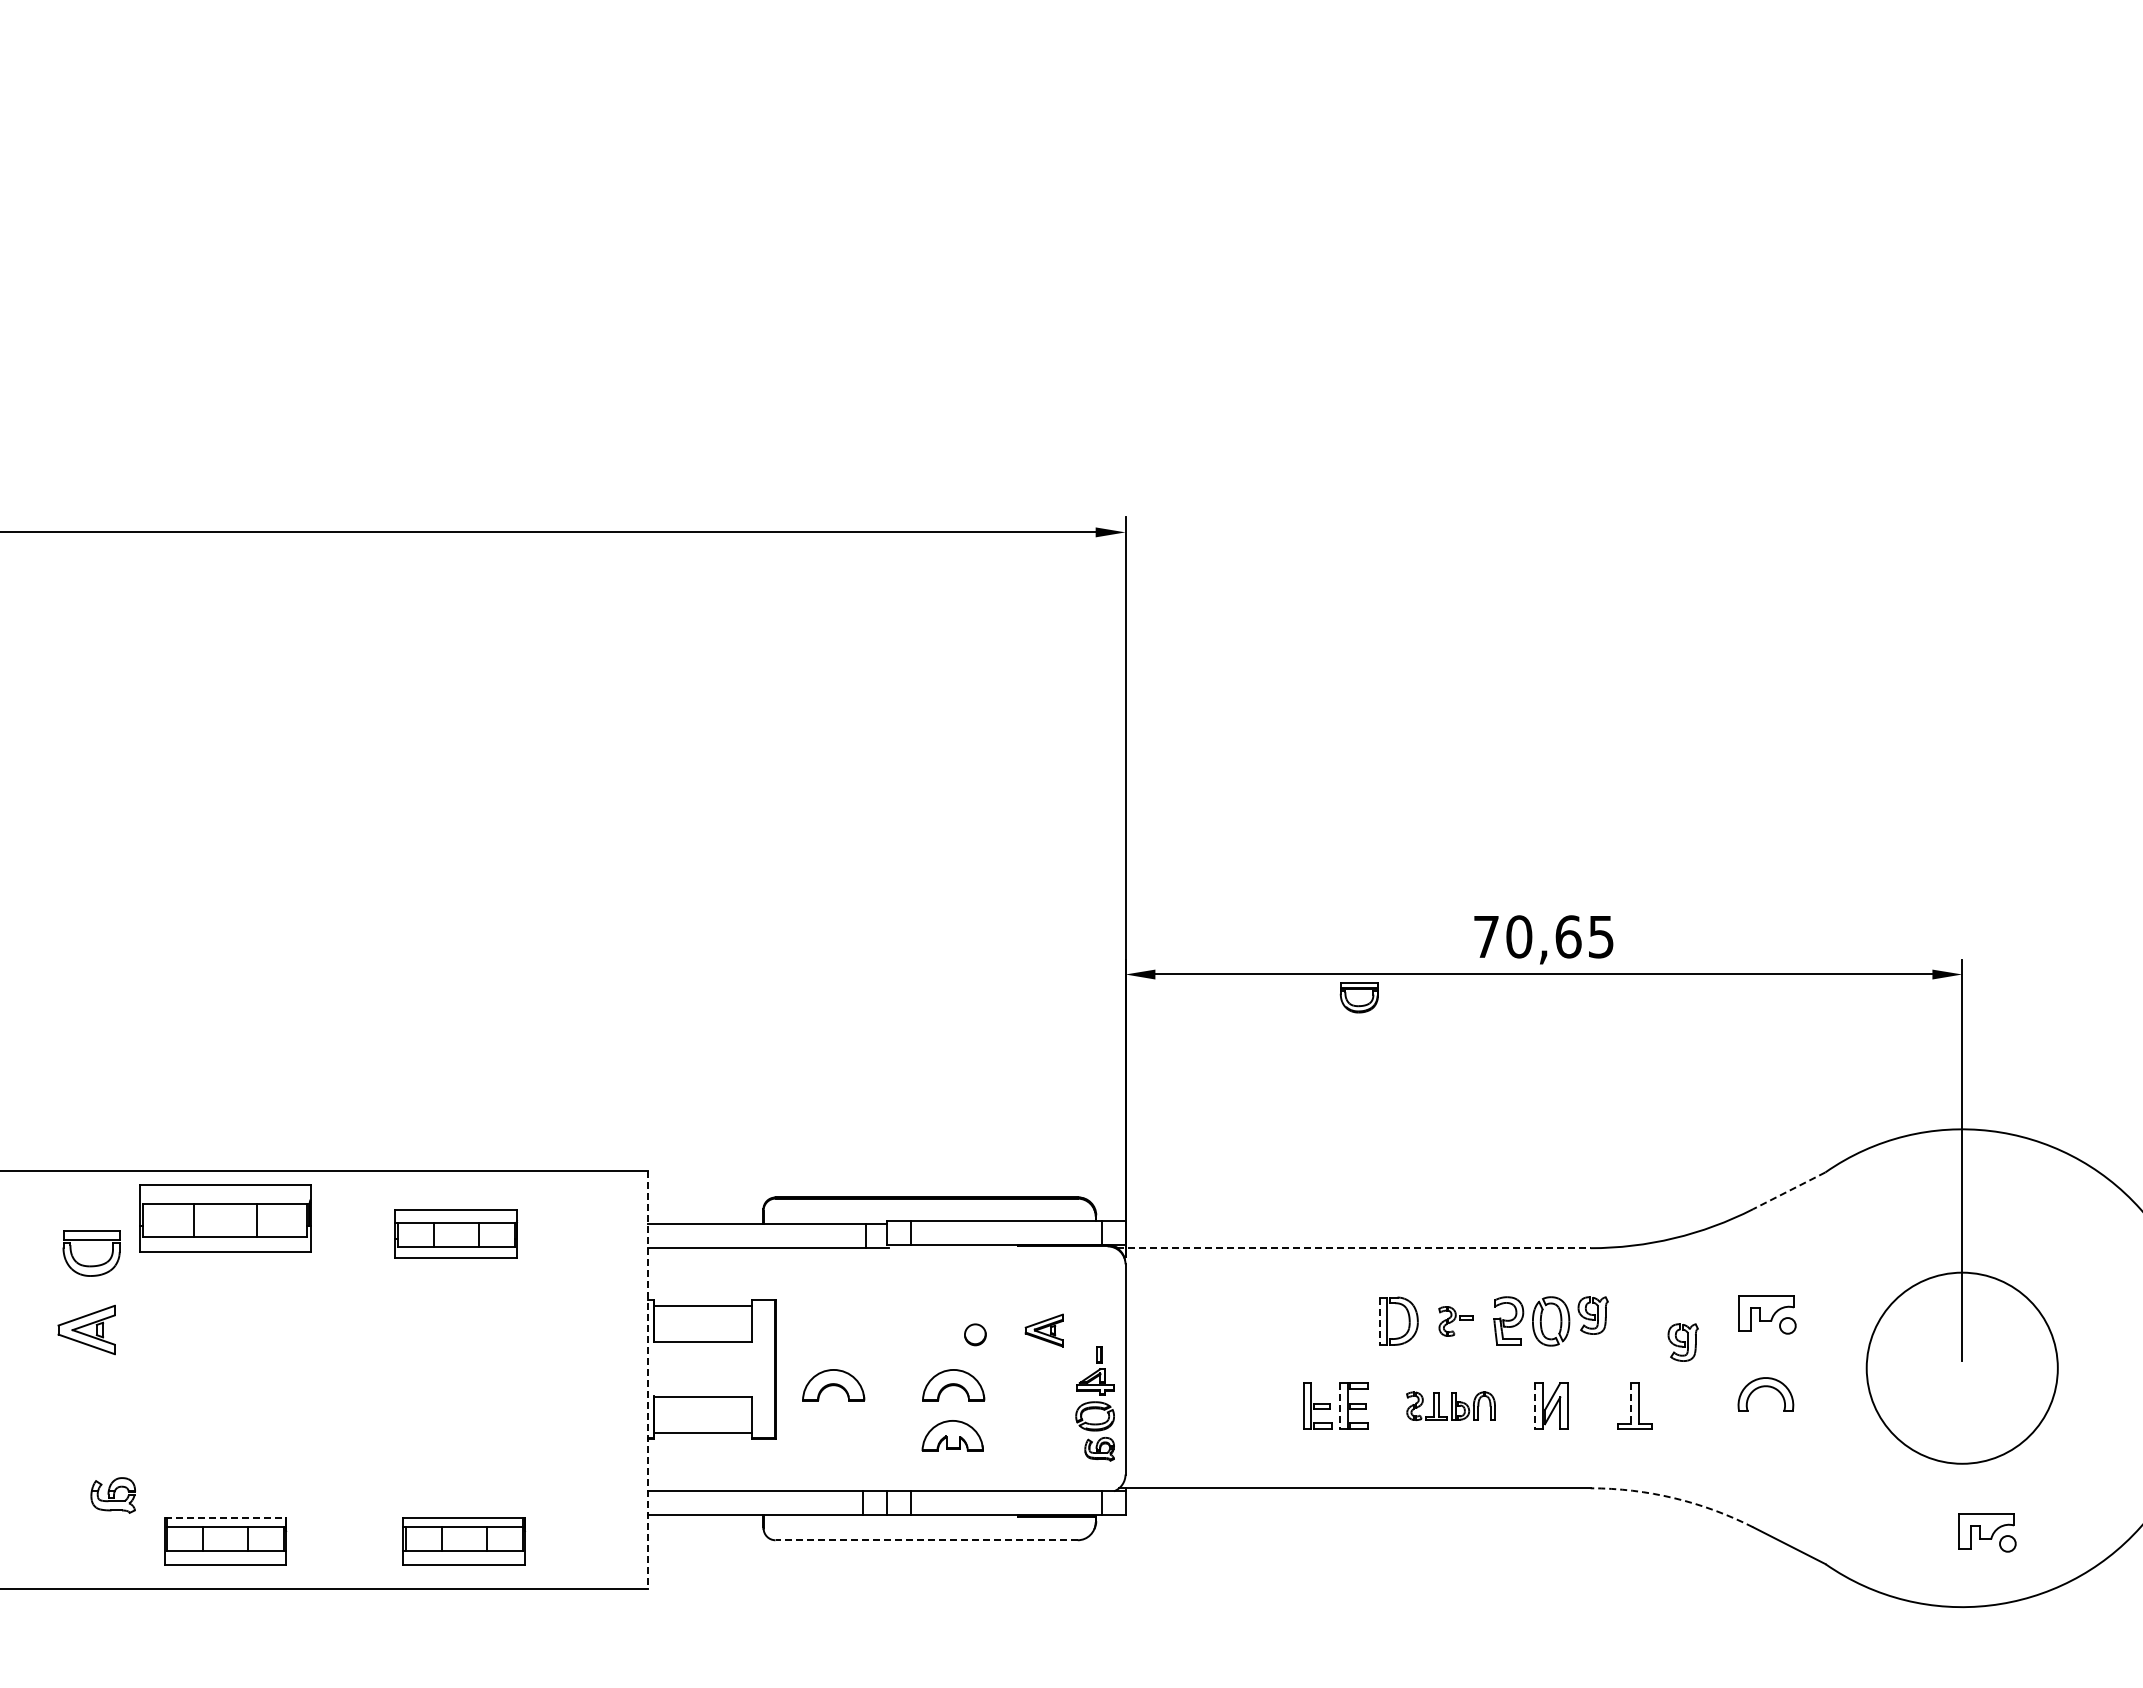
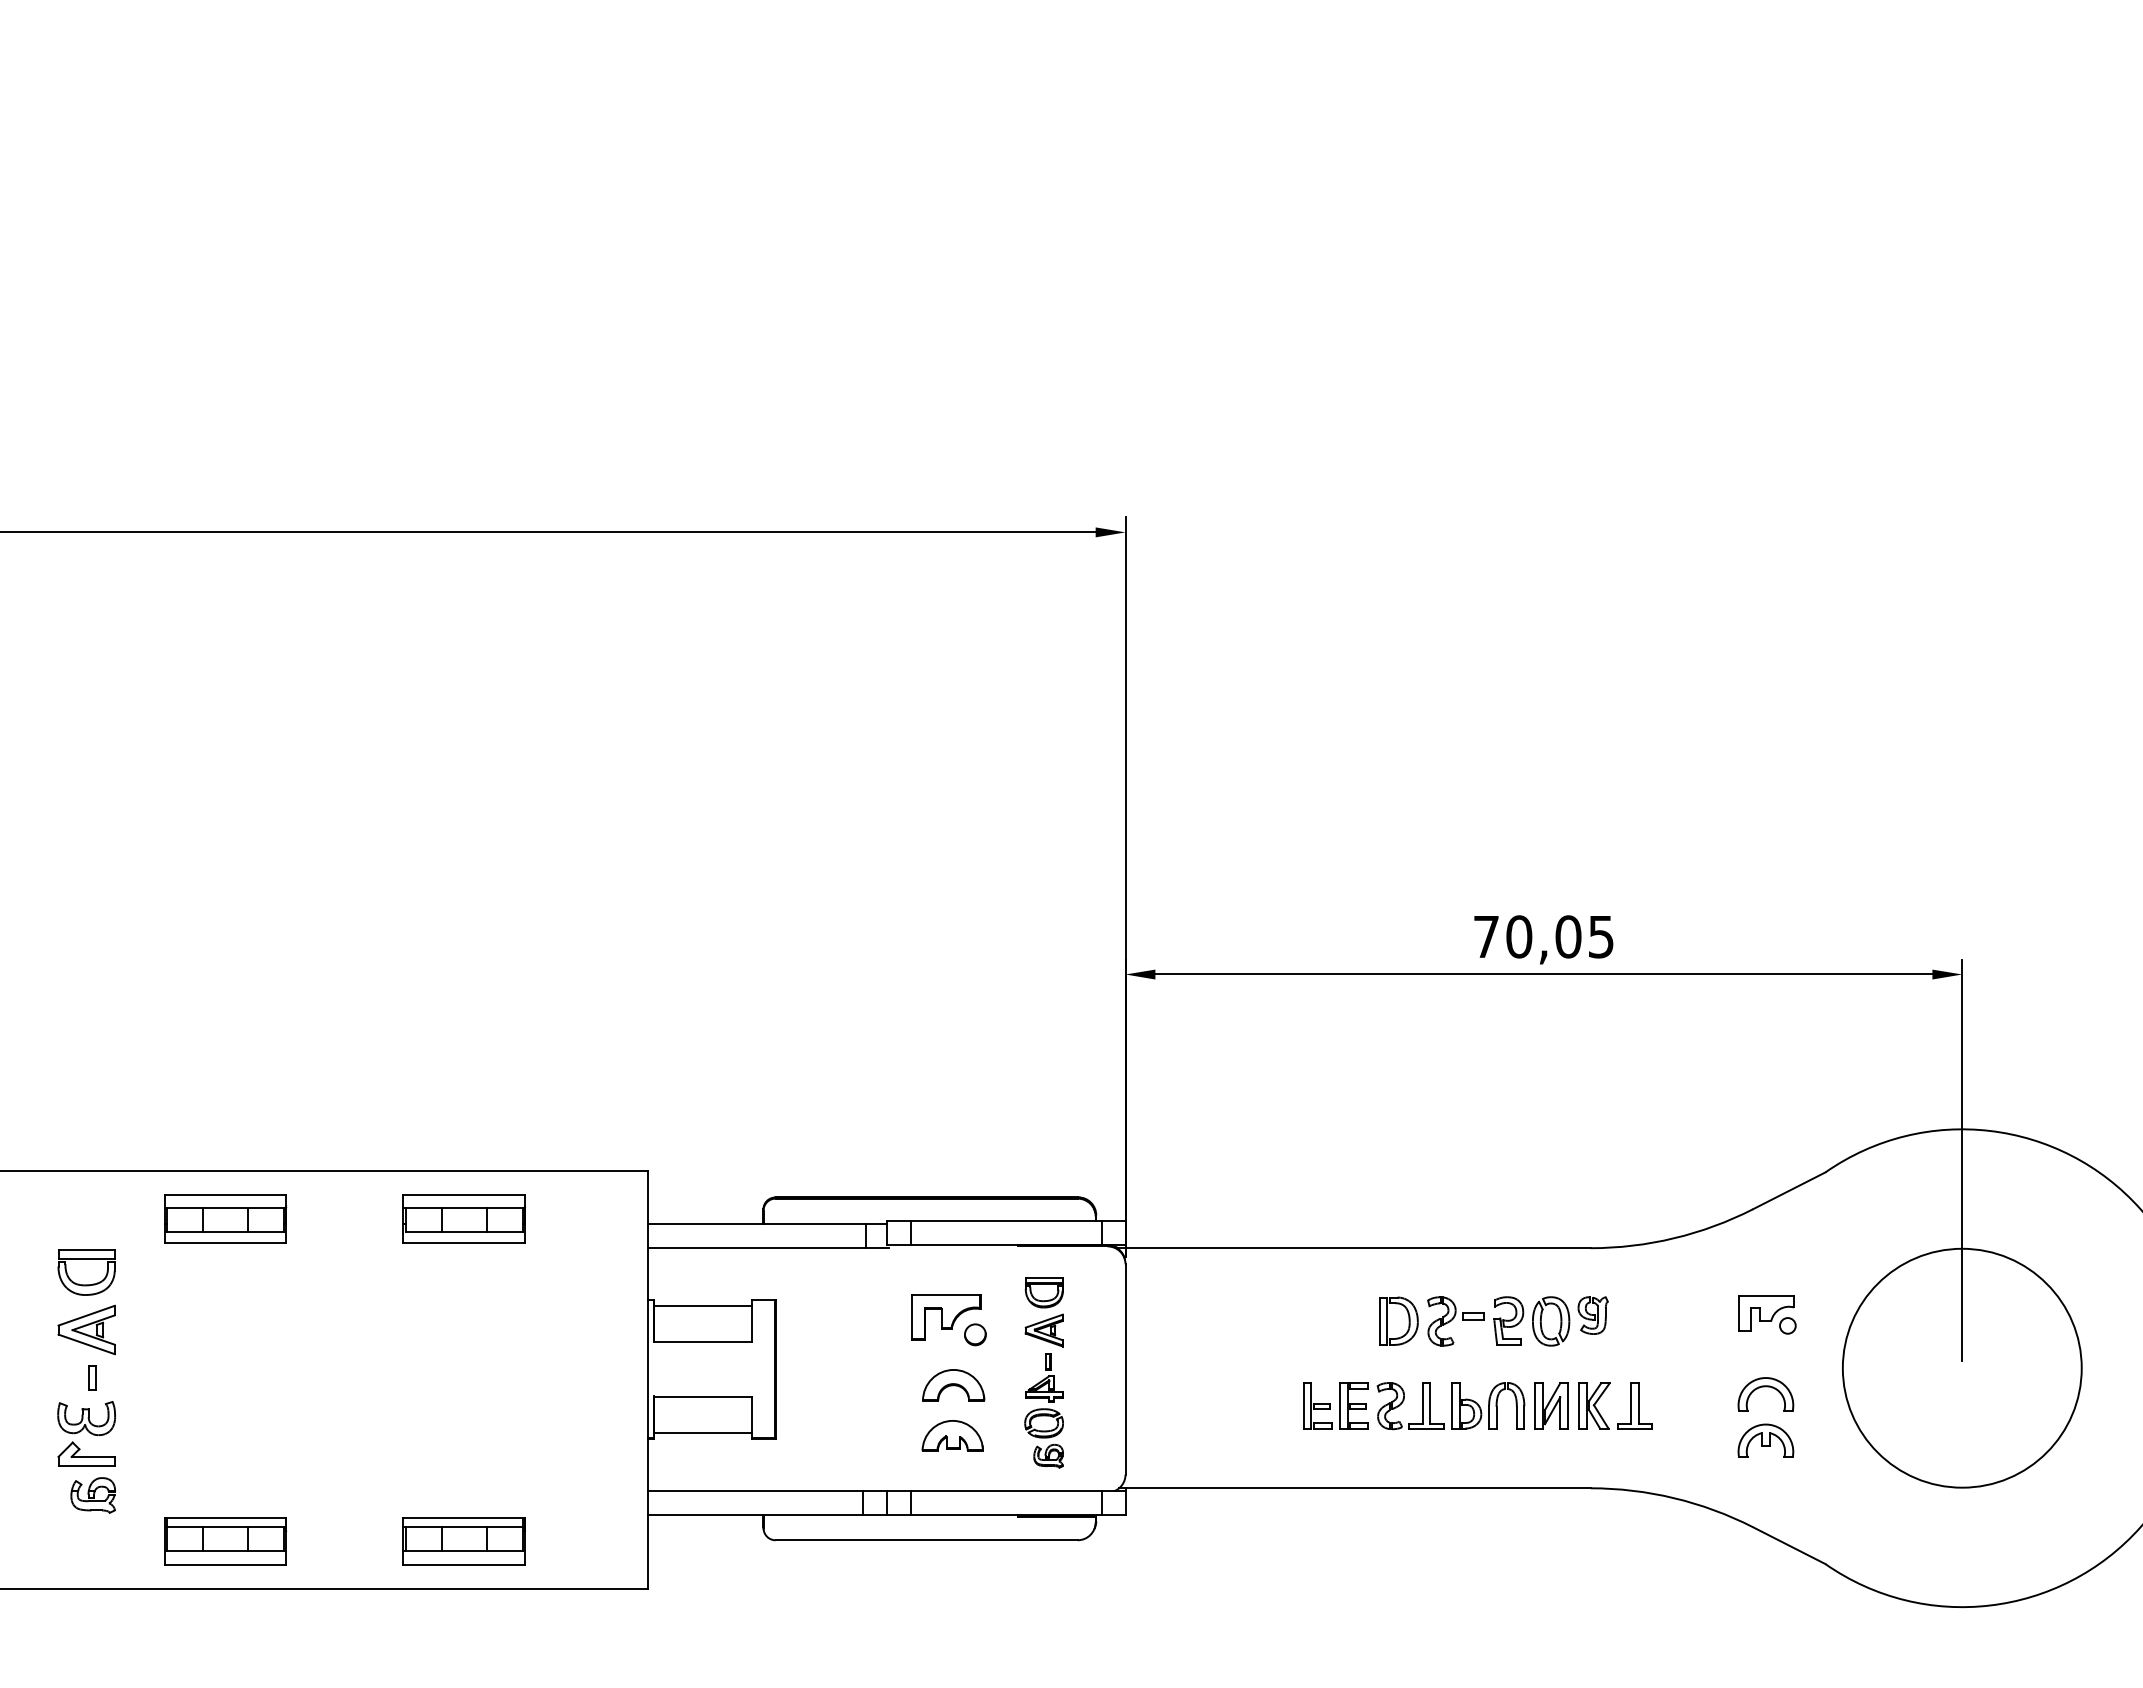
text: 70,65 -> 70,05 (1568, 936)
part position: (1358, 997) -> (1043, 1292) (1043, 1292)
line: dashed -> solid (1789, 1190)
part size: 173x69 px -> 124x50 px (225, 1218)
part position: (455, 1233) -> (463, 1218) (463, 1218)
line: dashed -> solid (1353, 1248)
part position: (91, 1265) -> (86, 1284) (86, 1284)
part: none -> present (946, 1317)
line: dashed -> solid (1379, 1321)
part size: 36x31 px -> 58x51 px (1455, 1321)
part: present -> none (1682, 1342)
circle diameter: 191 px -> 239 px (1961, 1367)
part: none -> present (92, 1377)
line: dashed -> solid (648, 1380)
part: present -> none (833, 1385)
part position: (1094, 1403) -> (1043, 1410) (1043, 1410)
line: dashed -> solid (1631, 1403)
line: dashed -> solid (1340, 1405)
part size: 90x30 px -> 150x49 px (1450, 1406)
line: dashed -> solid (1534, 1405)
part: none -> present (1594, 1405)
part: none -> present (86, 1433)
part: none -> present (1765, 1440)
part position: (112, 1495) -> (92, 1495) (92, 1495)
arc: dashed -> solid (1674, 1498)
line: dashed -> solid (225, 1517)
part: present -> none (1987, 1532)
line: dashed -> solid (926, 1540)
